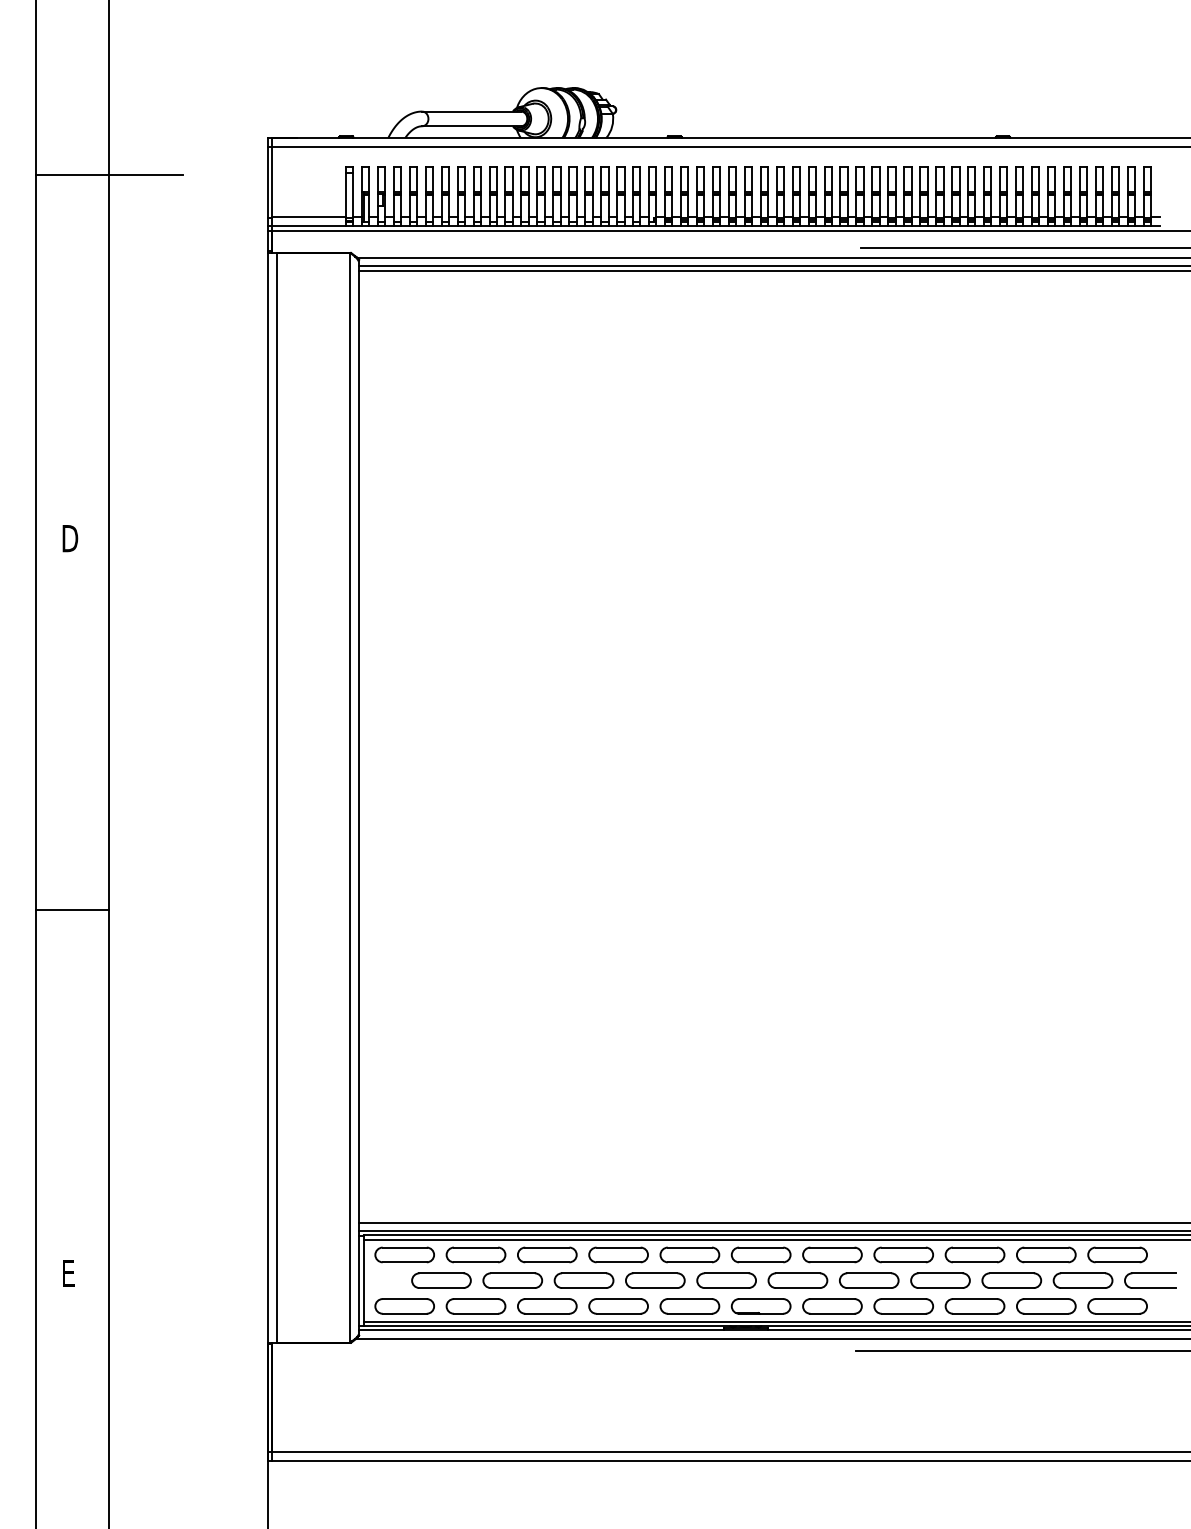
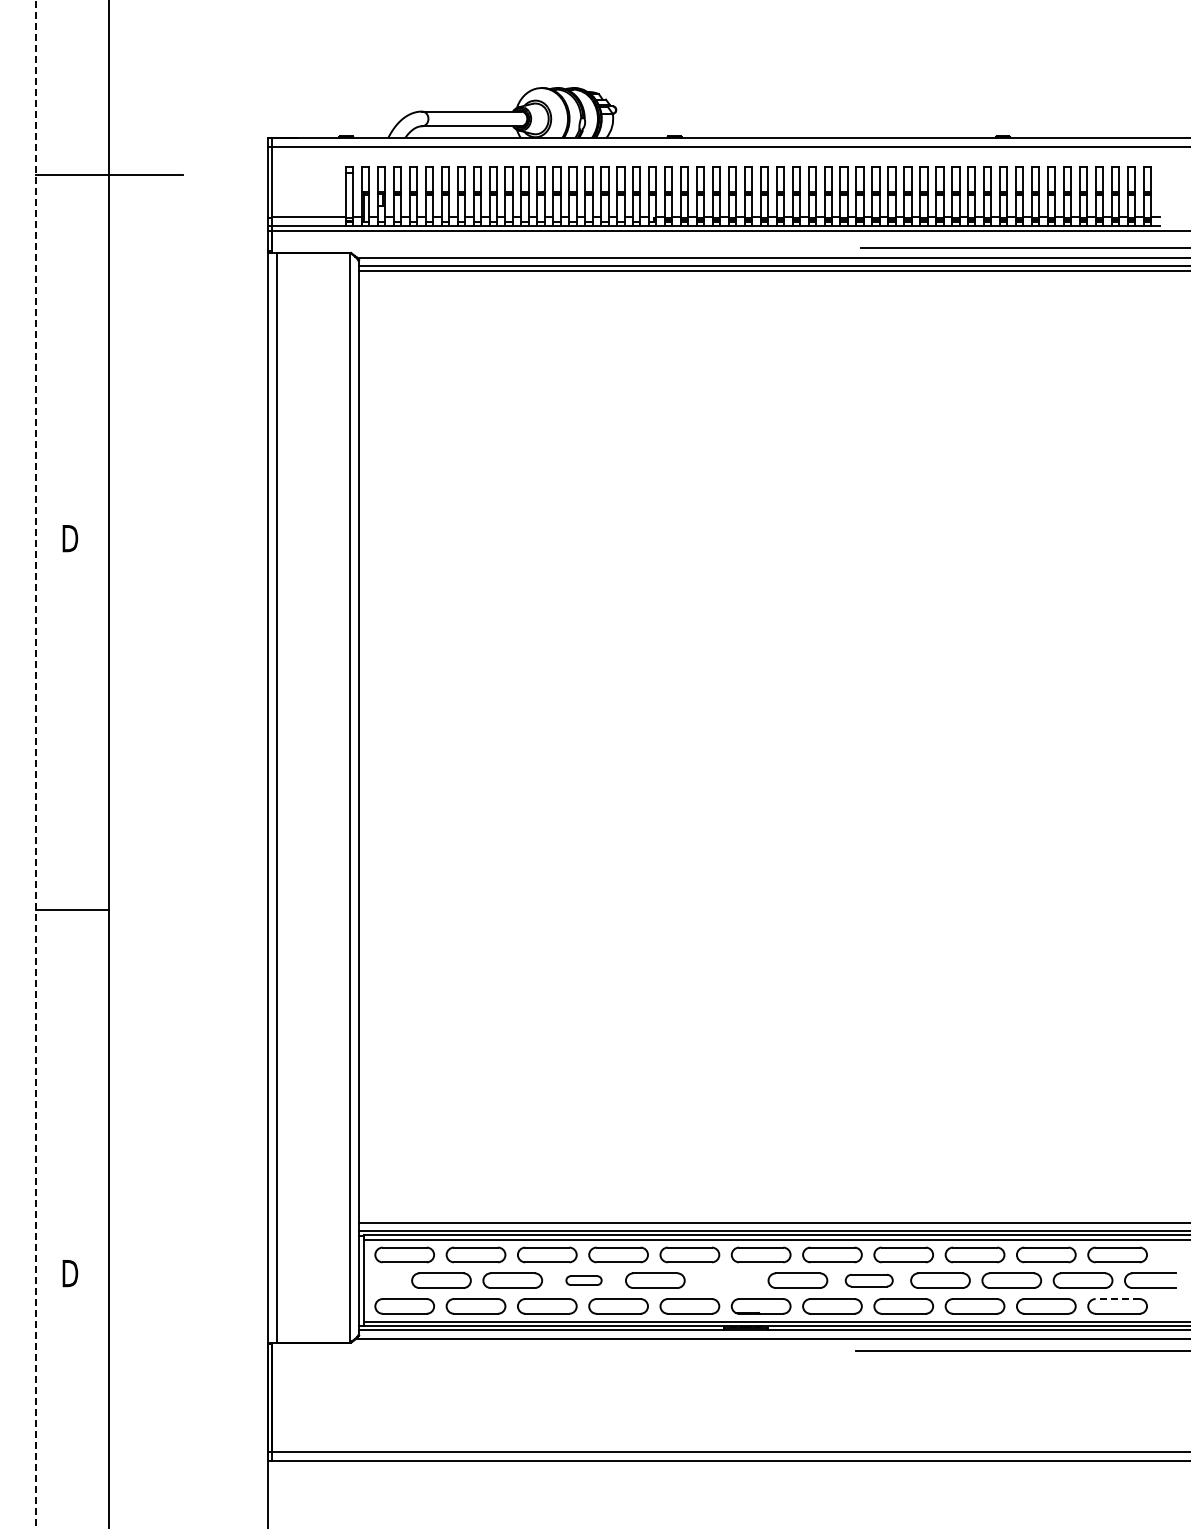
line: solid -> dashed (35, 764)
text: E -> D (70, 1273)
part size: 62x17 px -> 38x11 px (583, 1280)
part: present -> none (726, 1280)
part size: 61x17 px -> 50x15 px (868, 1280)
line: solid -> dashed (1117, 1299)
